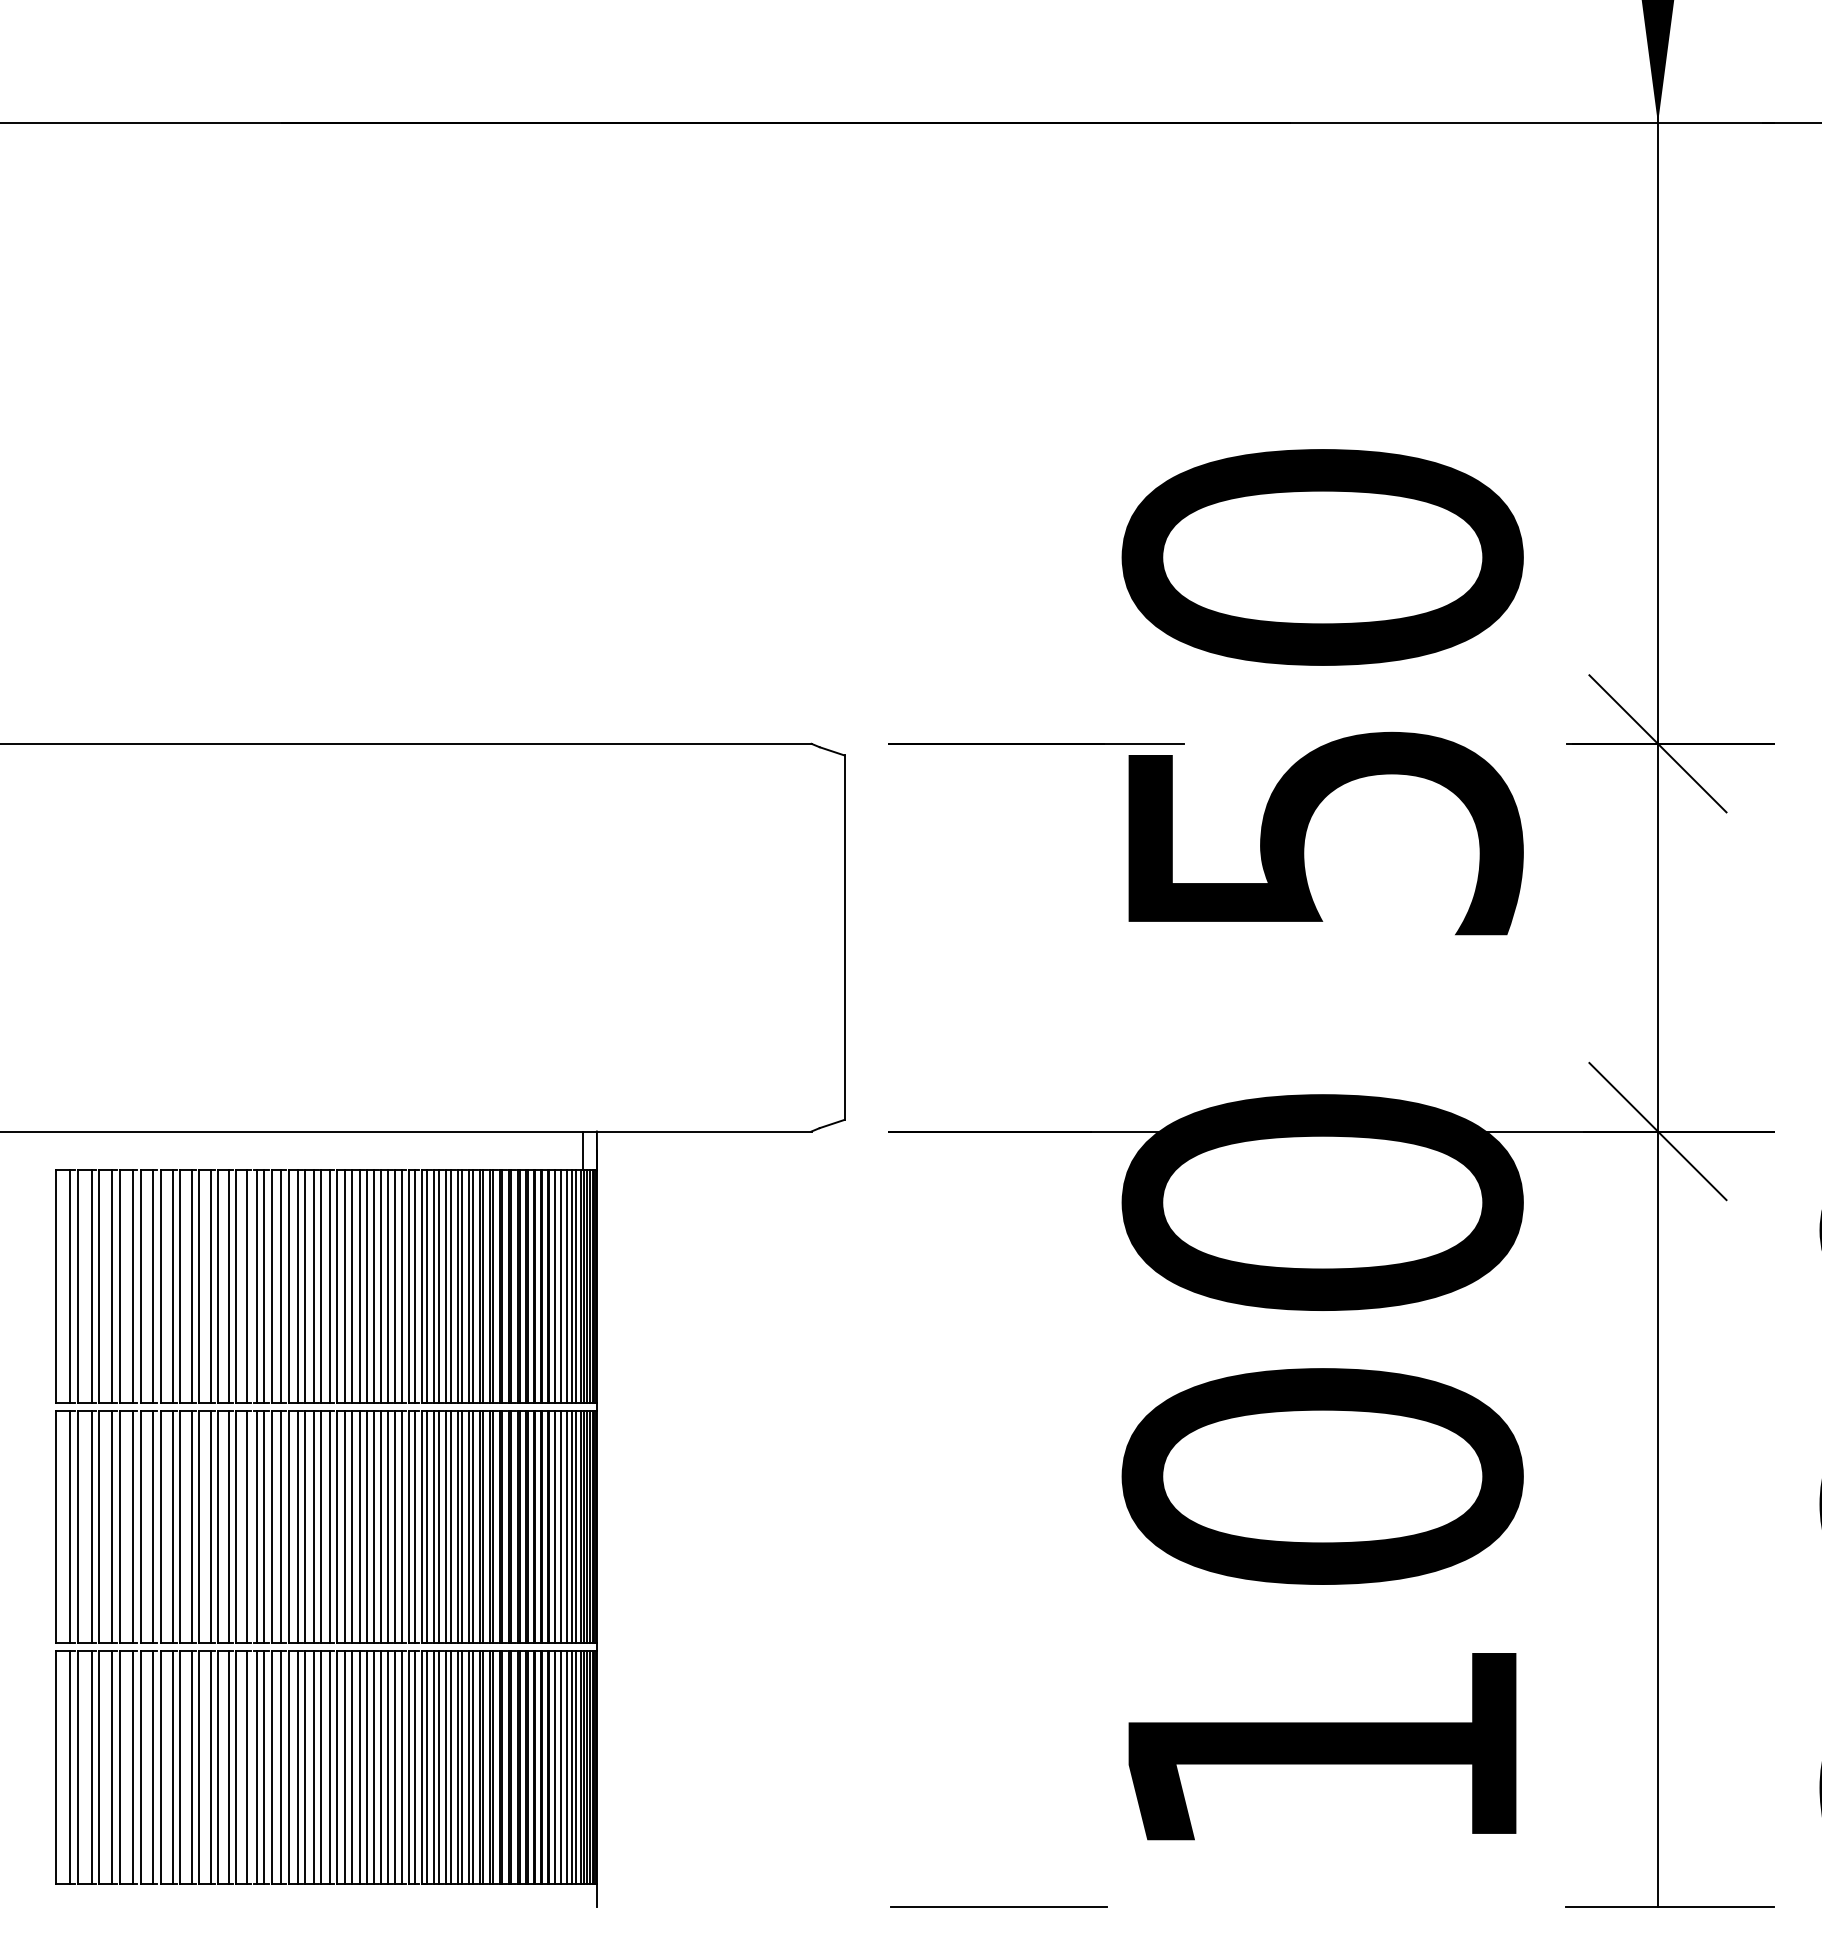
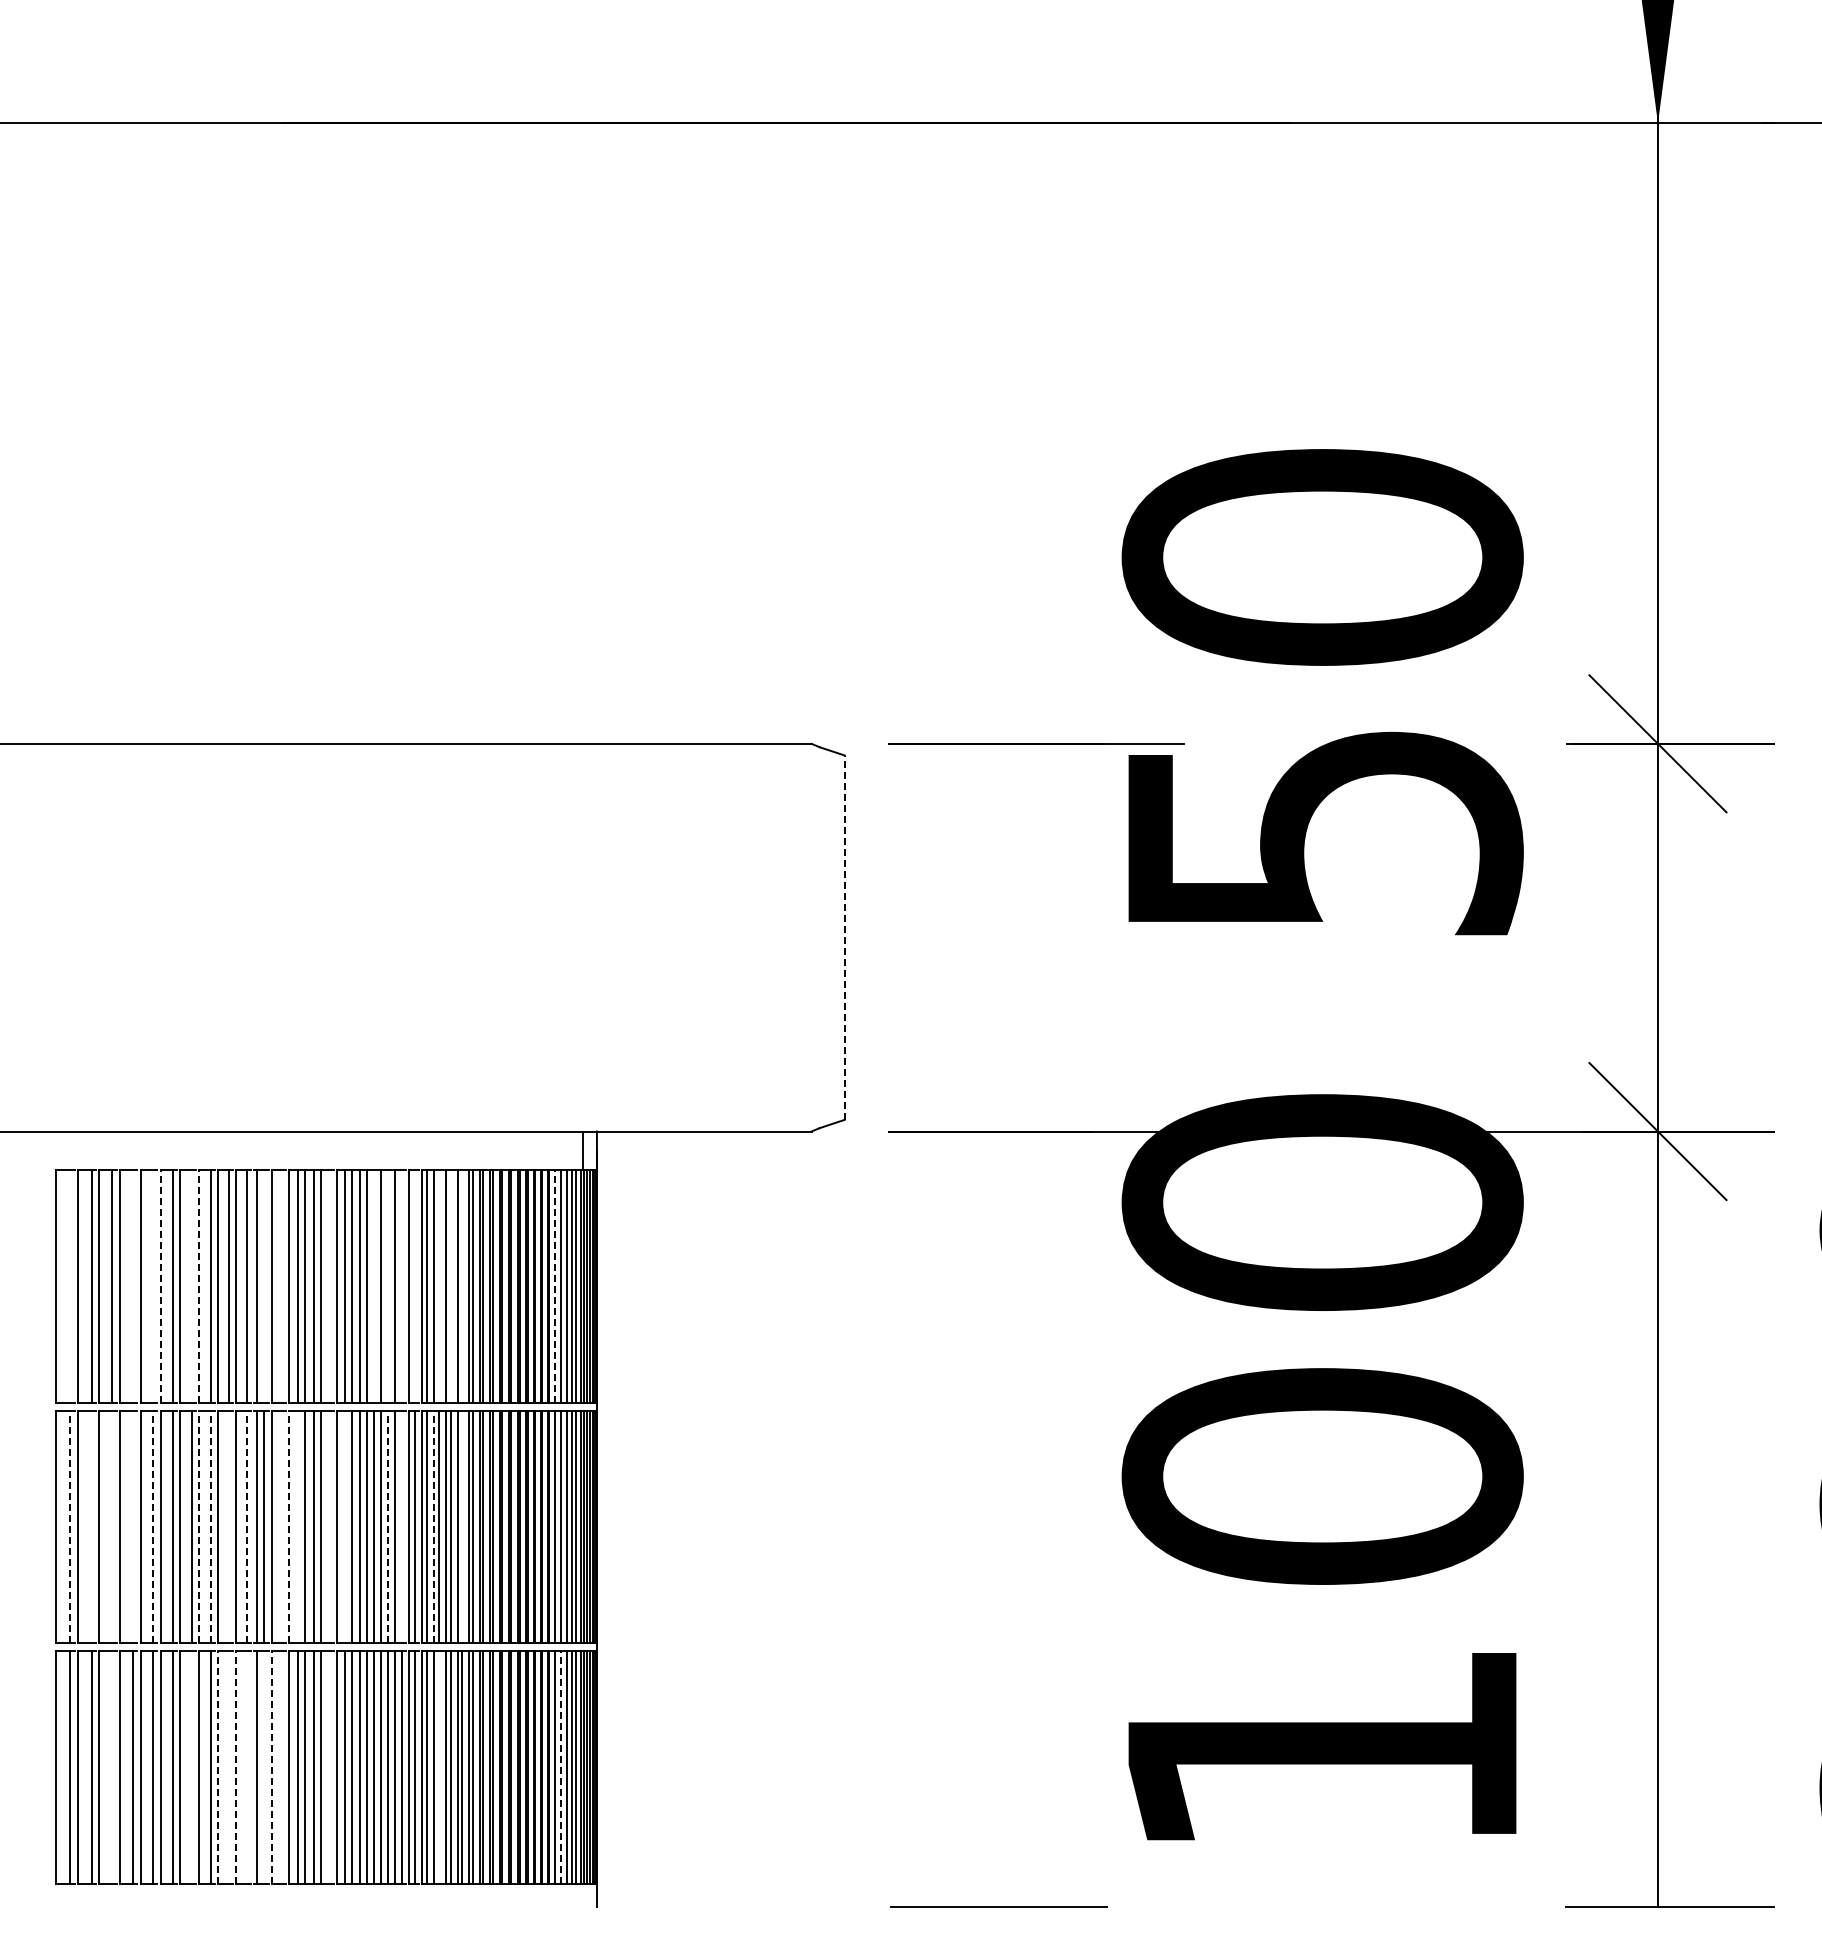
line: solid -> dashed (844, 937)
line: present -> none (70, 1286)
line: present -> none (132, 1286)
line: present -> none (153, 1286)
line: solid -> dashed (160, 1286)
line: present -> none (191, 1286)
line: solid -> dashed (199, 1286)
line: present -> none (264, 1286)
line: present -> none (281, 1286)
line: present -> none (329, 1286)
line: present -> none (374, 1286)
line: present -> none (388, 1286)
line: present -> none (401, 1286)
line: present -> none (414, 1286)
line: present -> none (439, 1286)
line: present -> none (451, 1286)
line: present -> none (462, 1286)
line: solid -> dashed (555, 1286)
line: solid -> dashed (70, 1526)
line: present -> none (91, 1526)
line: present -> none (112, 1526)
line: present -> none (132, 1526)
line: solid -> dashed (153, 1526)
line: solid -> dashed (199, 1526)
line: solid -> dashed (210, 1526)
line: present -> none (228, 1526)
line: solid -> dashed (246, 1526)
line: present -> none (281, 1526)
line: solid -> dashed (288, 1526)
line: present -> none (297, 1526)
line: present -> none (329, 1526)
line: present -> none (345, 1526)
line: solid -> dashed (388, 1526)
line: present -> none (401, 1526)
line: solid -> dashed (434, 1526)
line: present -> none (462, 1526)
line: solid -> dashed (218, 1766)
line: solid -> dashed (236, 1766)
line: solid -> dashed (271, 1766)
line: solid -> dashed (560, 1766)
line: present -> none (112, 1767)
line: present -> none (191, 1767)
line: present -> none (228, 1767)
line: present -> none (246, 1767)
line: present -> none (264, 1767)
line: present -> none (281, 1767)
line: present -> none (329, 1767)
line: present -> none (439, 1767)
